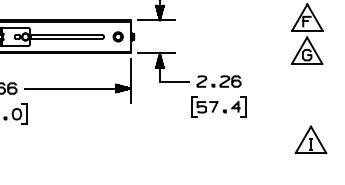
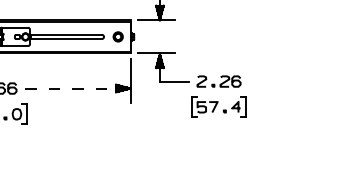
part: present -> none (306, 33)
line: solid -> dashed (77, 88)
part: present -> none (310, 139)
